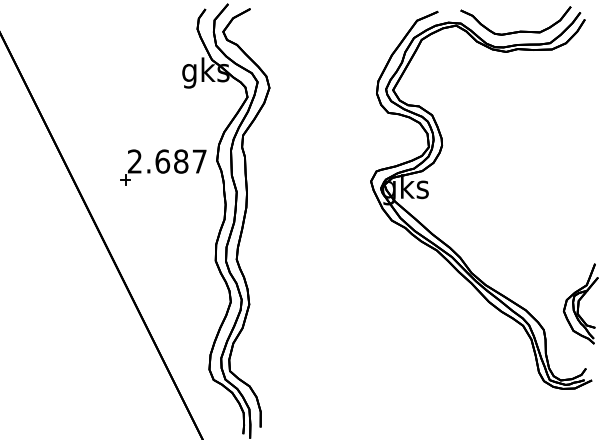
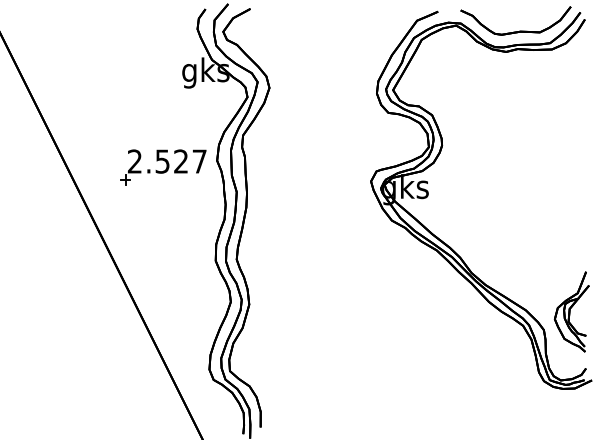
text: 2.687 -> 2.527 (171, 161)
part position: (580, 303) -> (571, 311) (571, 311)
